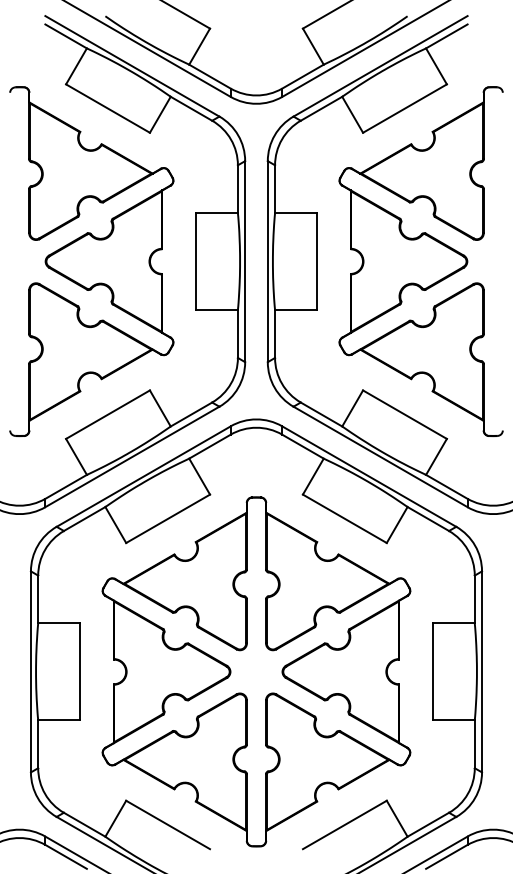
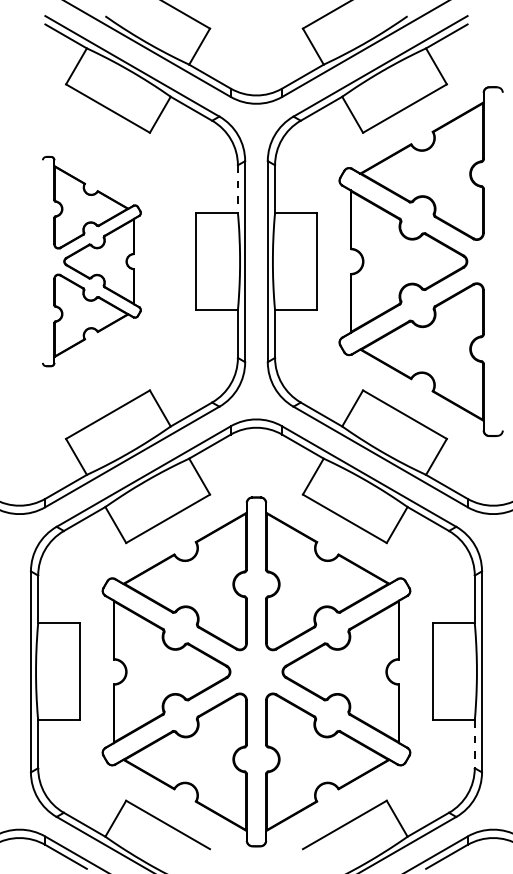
line: solid -> dashed (237, 189)
part size: 166x351 px -> 100x212 px (91, 261)
line: solid -> dashed (474, 744)
